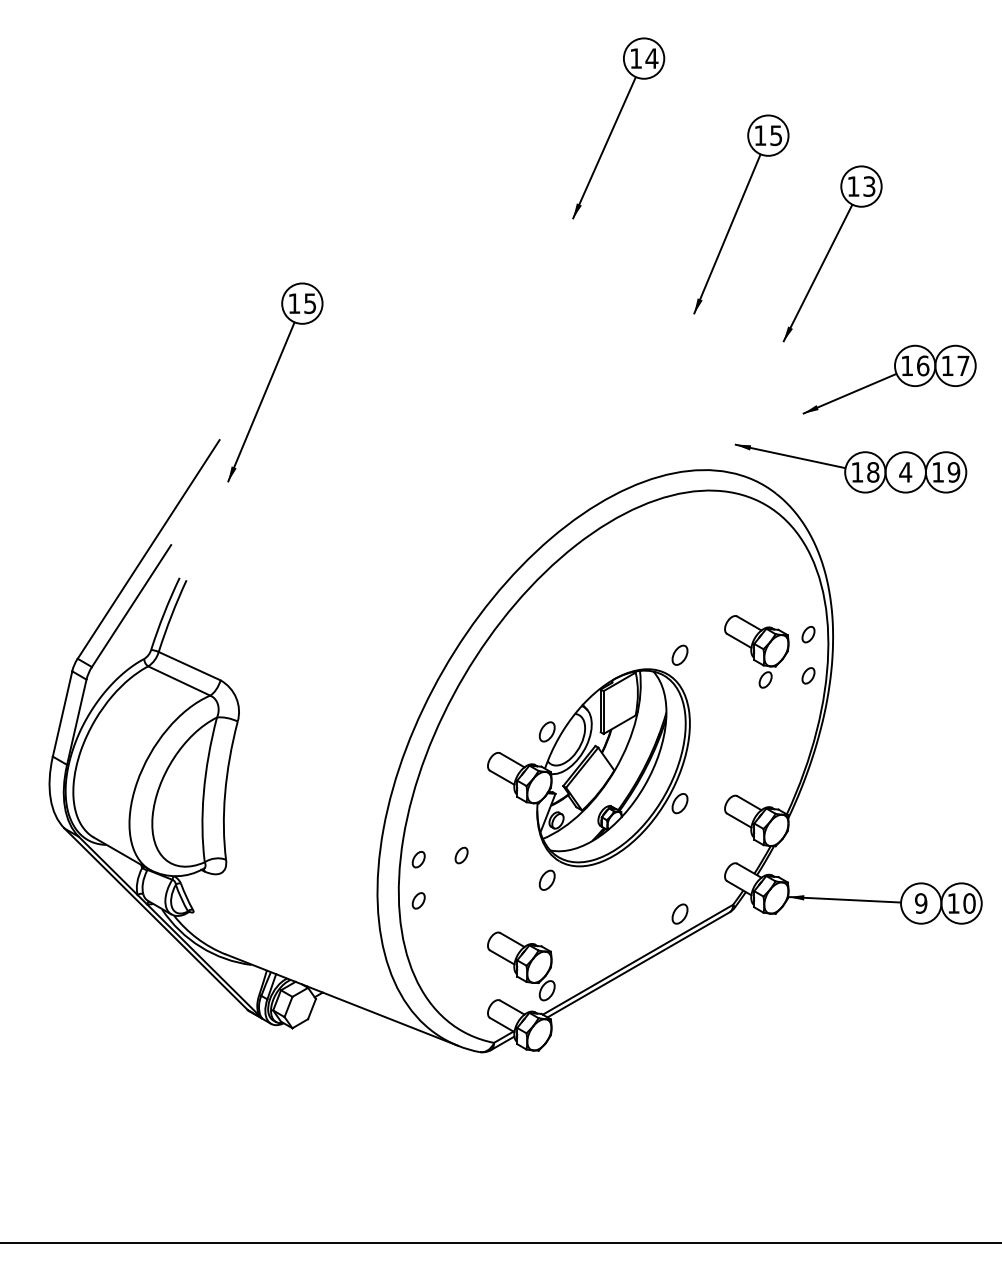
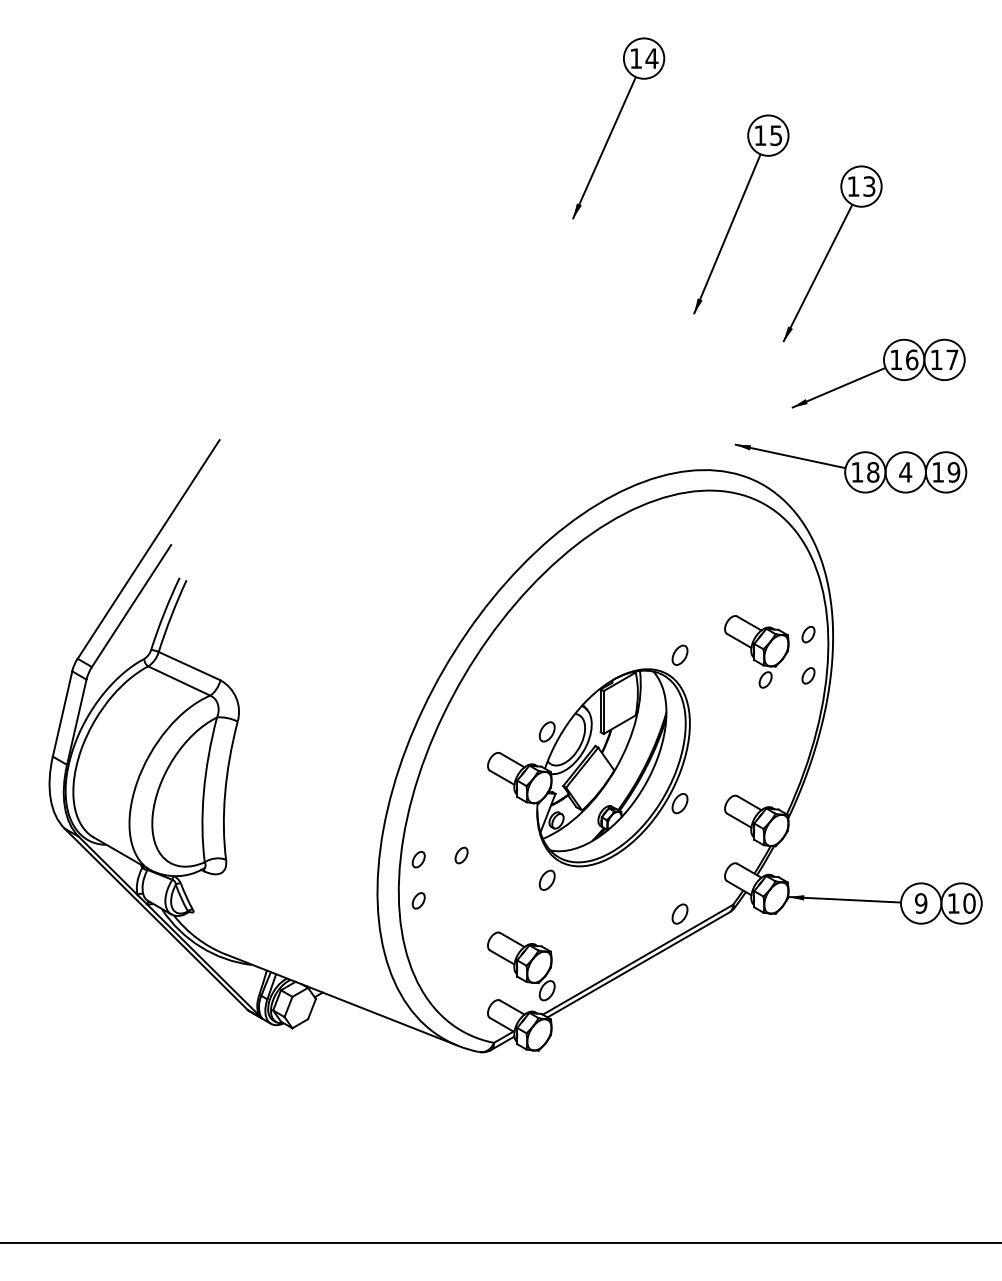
part position: (889, 379) -> (878, 373) (878, 373)
part: present -> none (275, 382)
